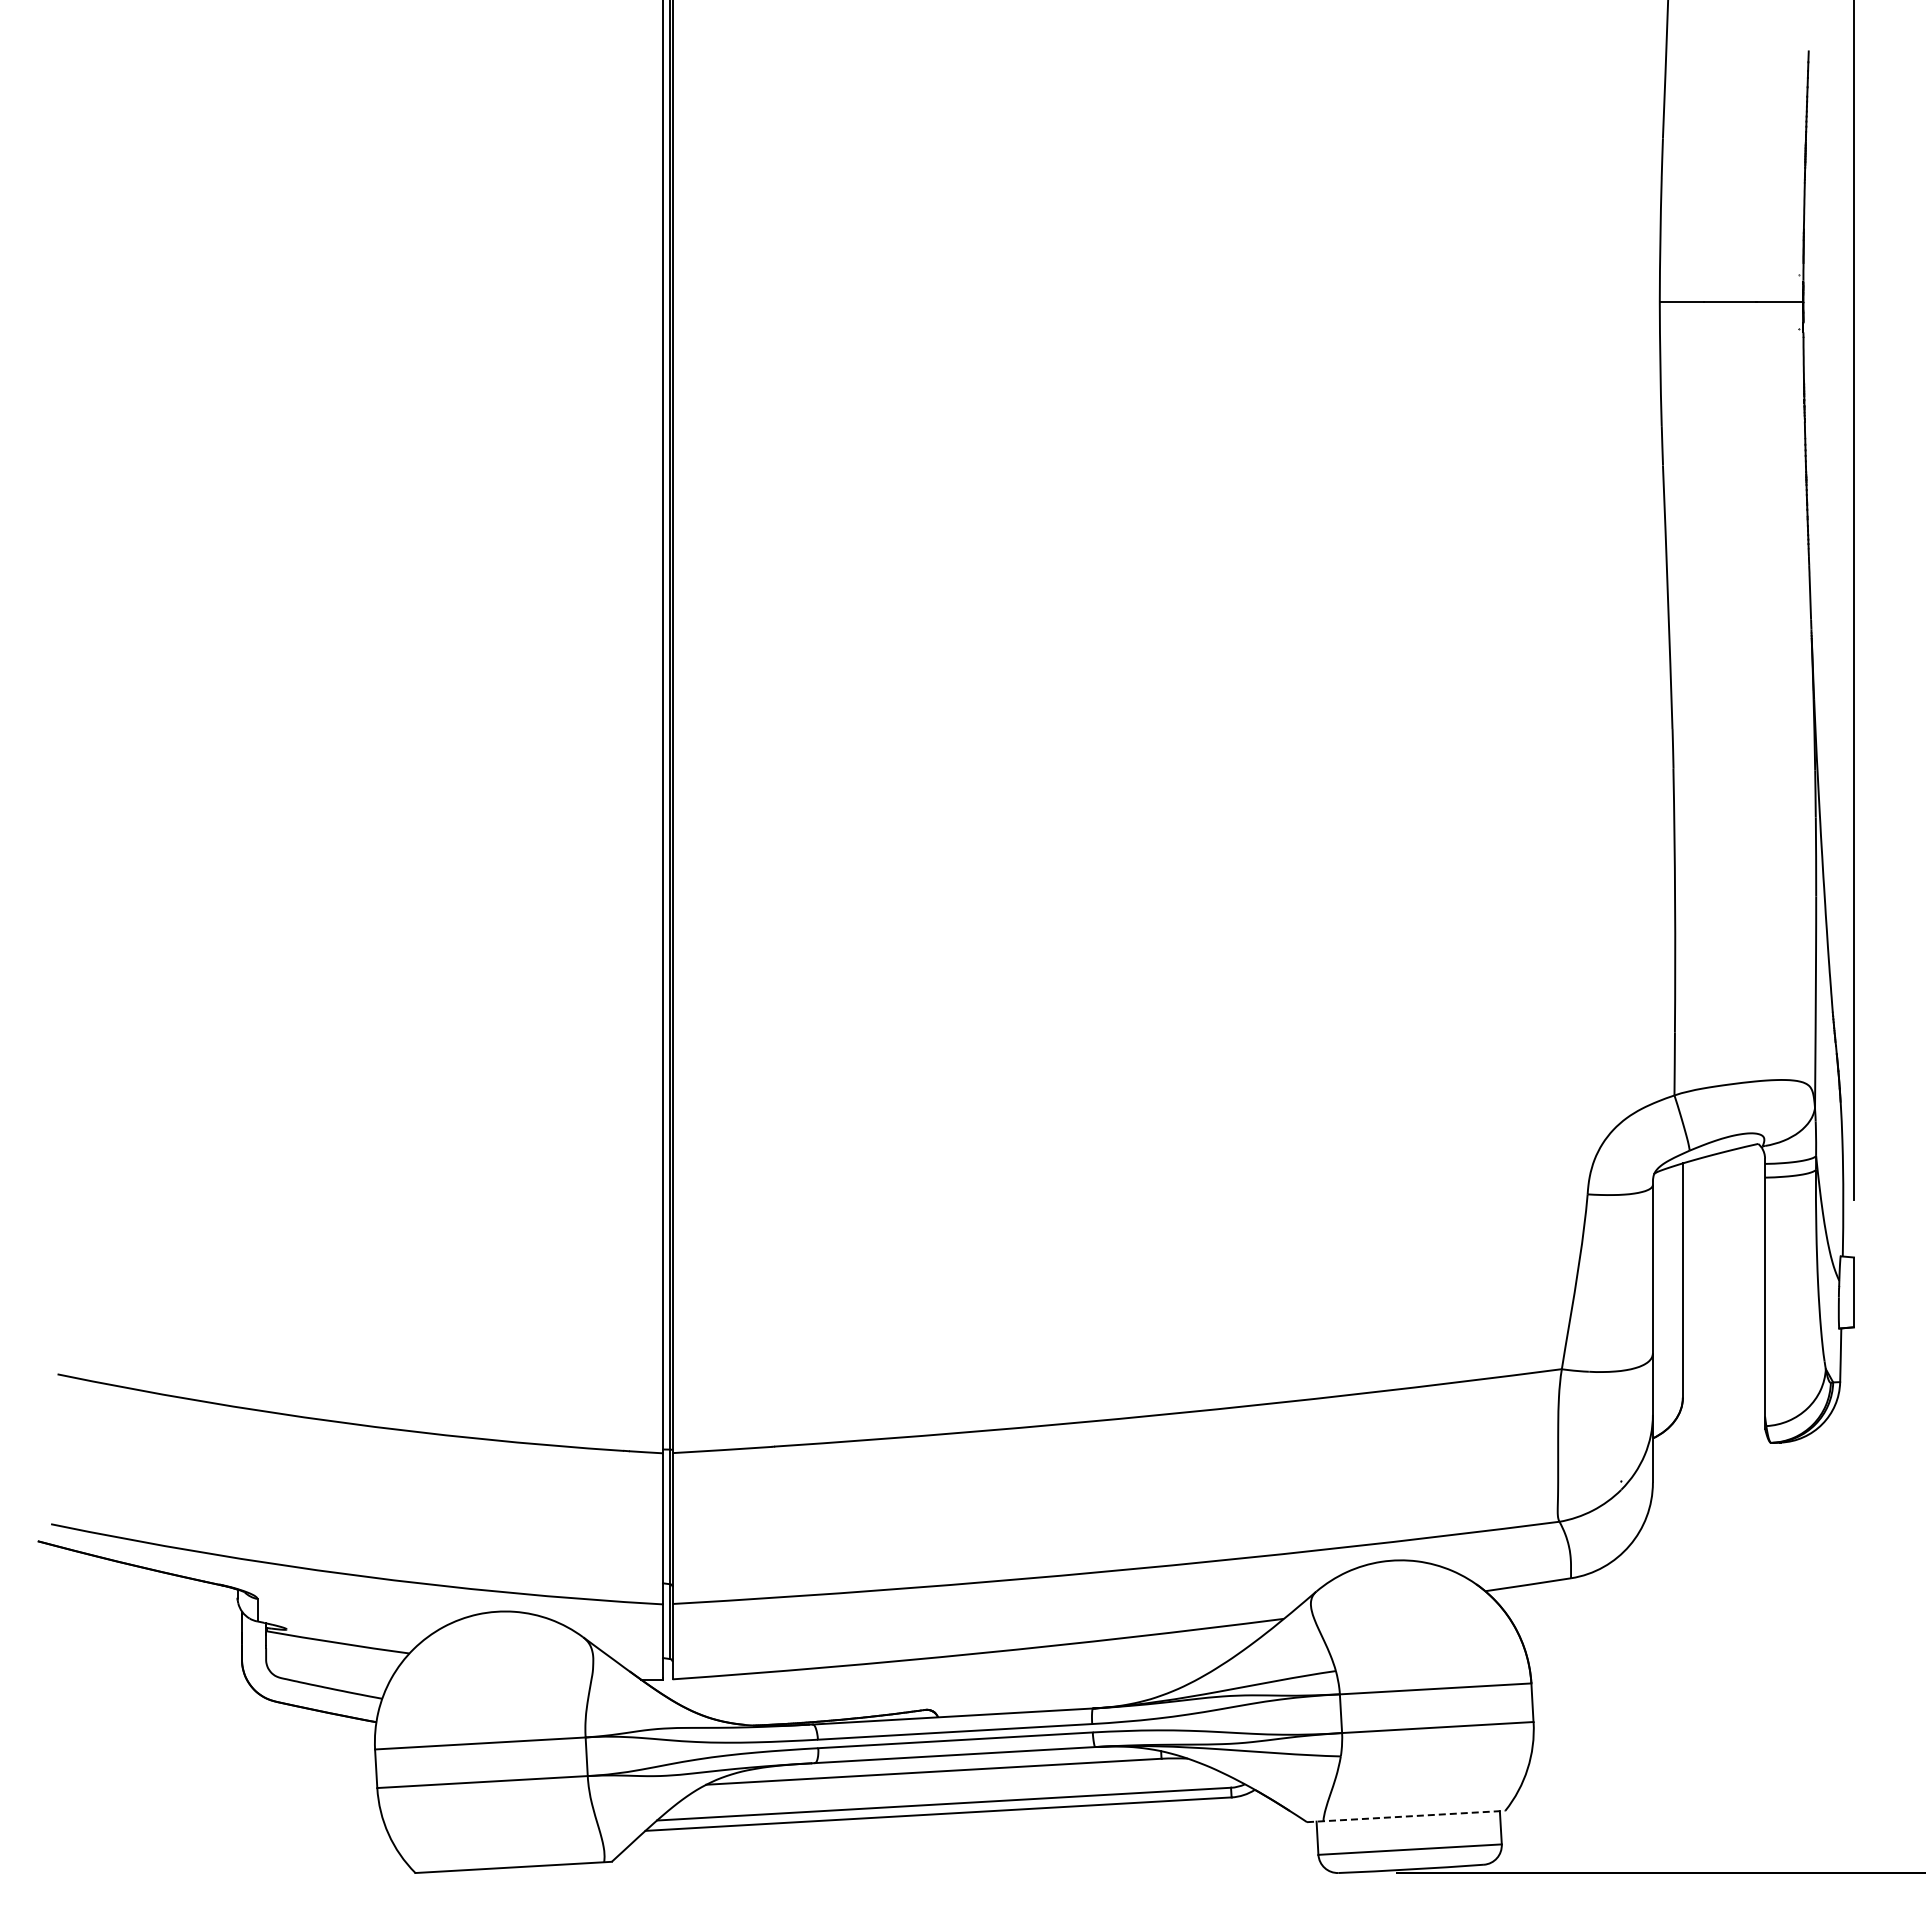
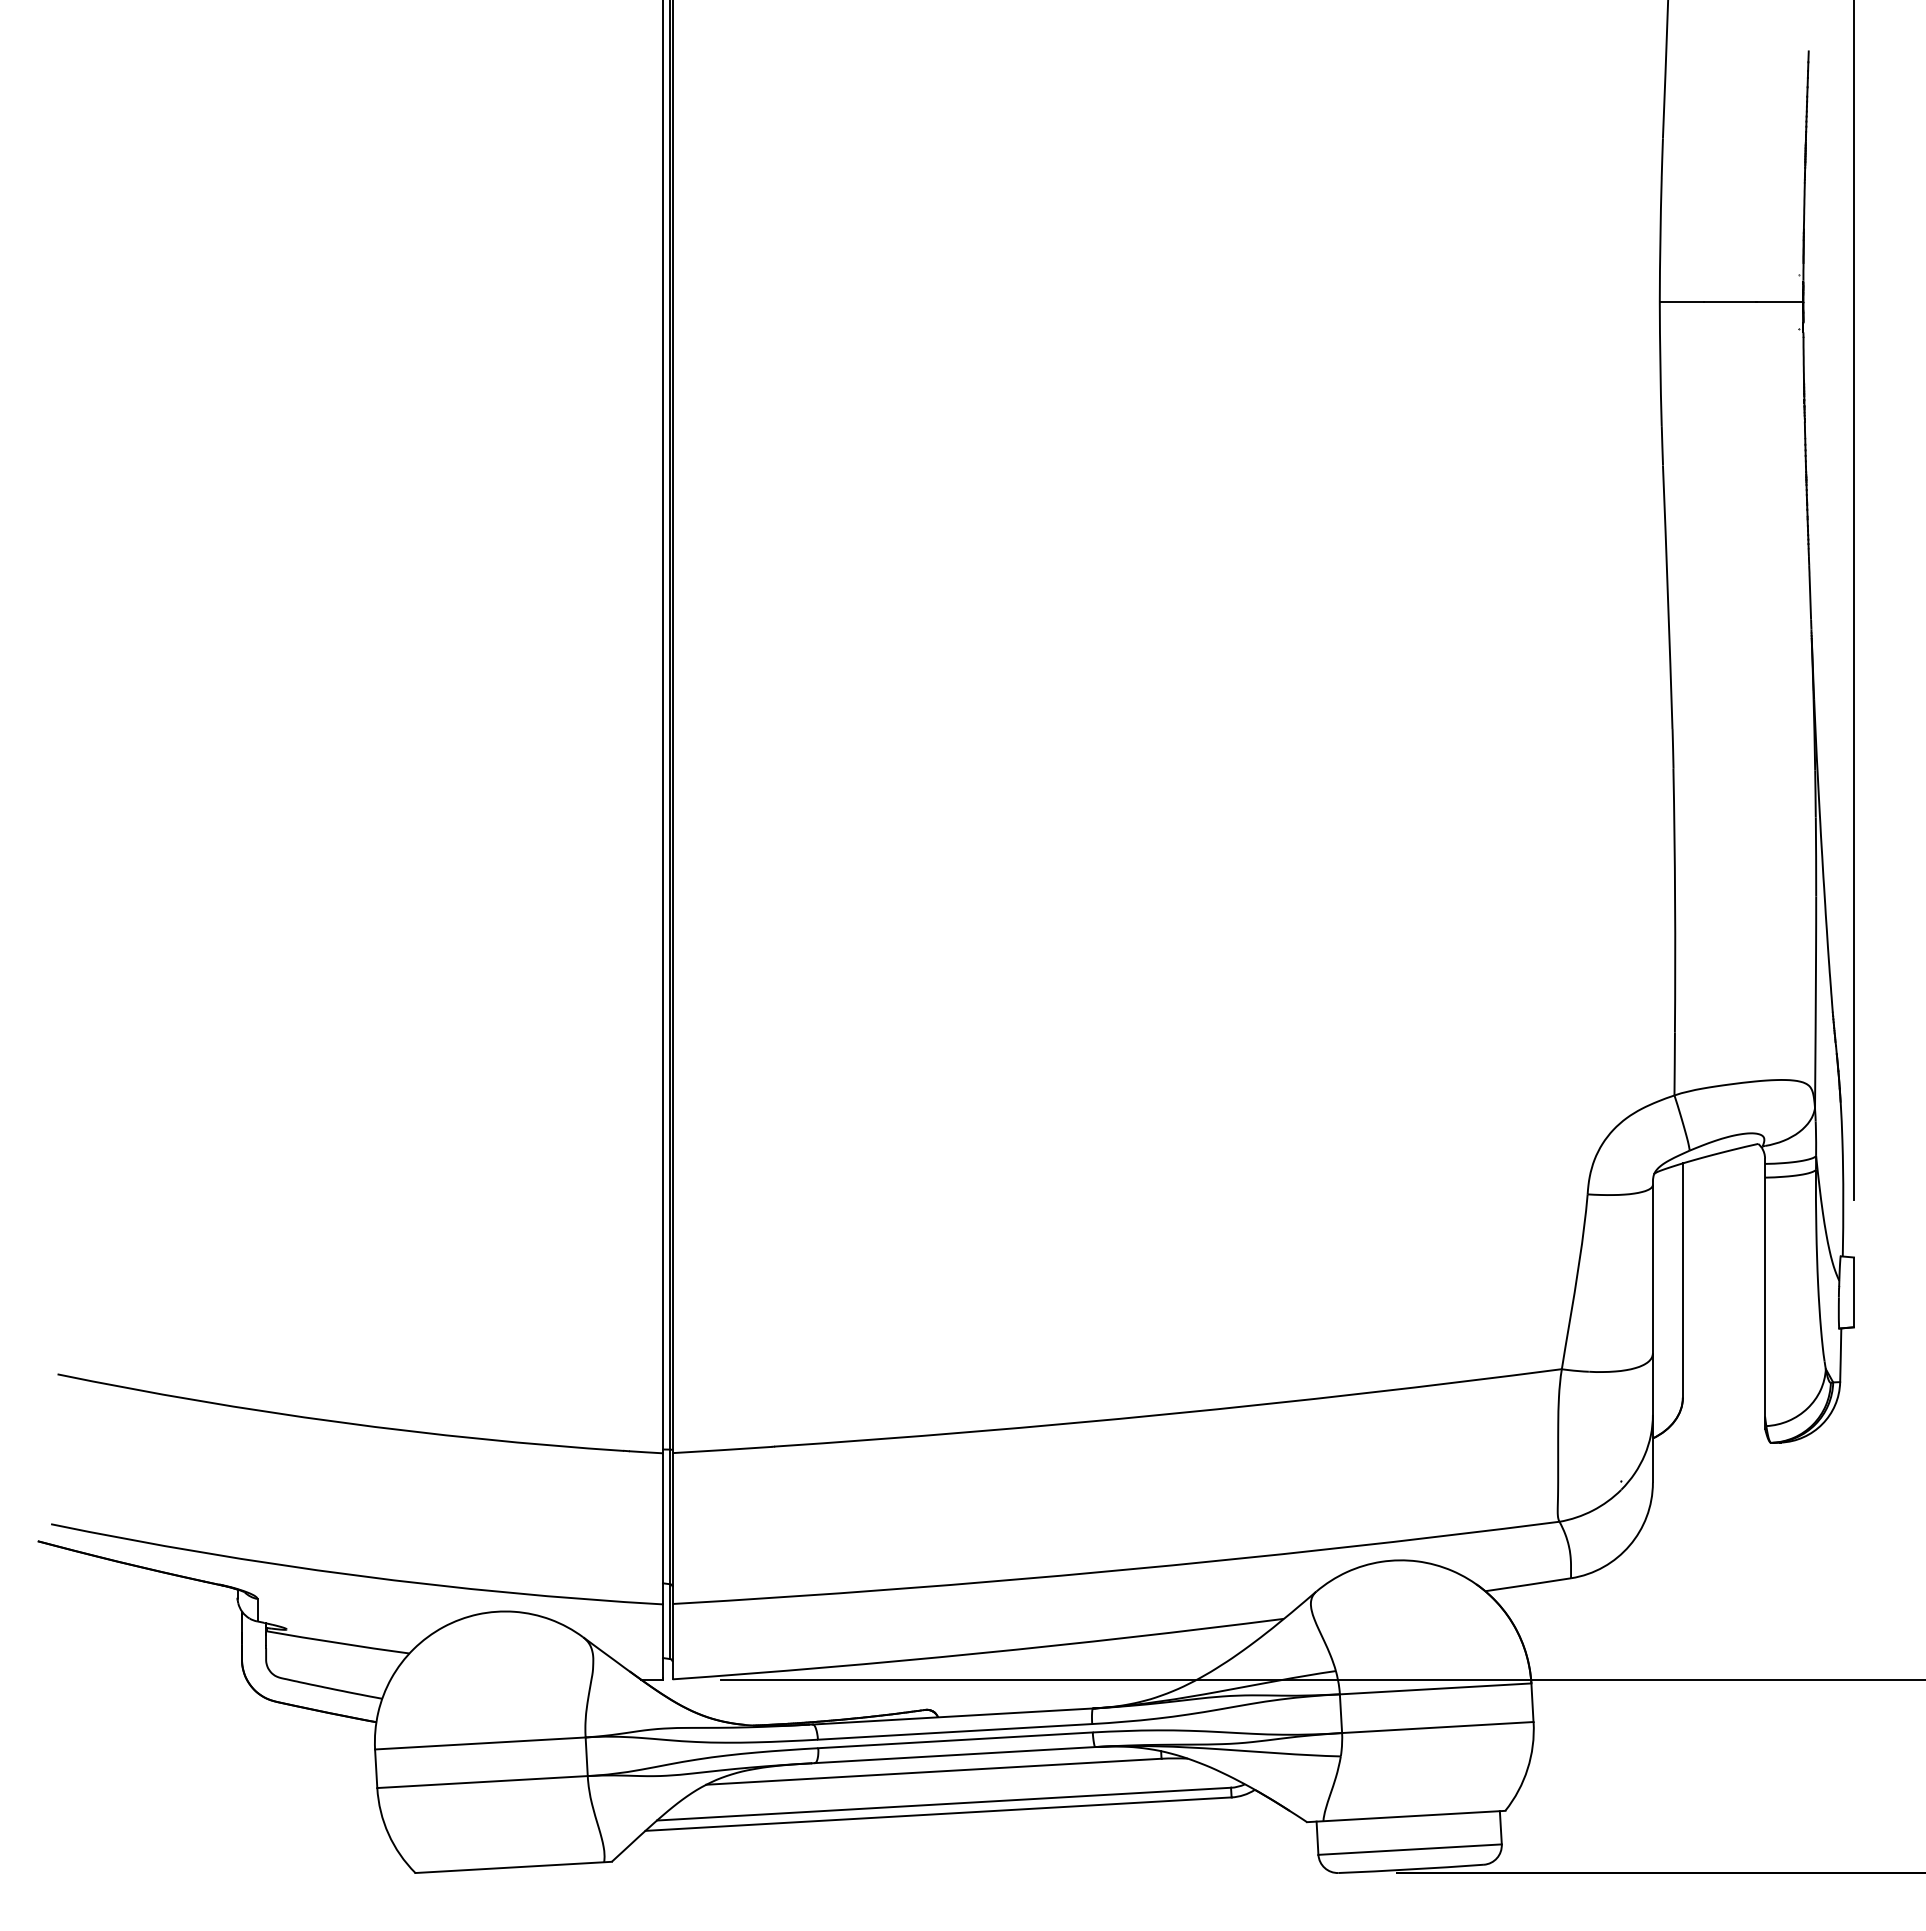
line: none -> present (1321, 1679)
line: dashed -> solid (1406, 1816)
